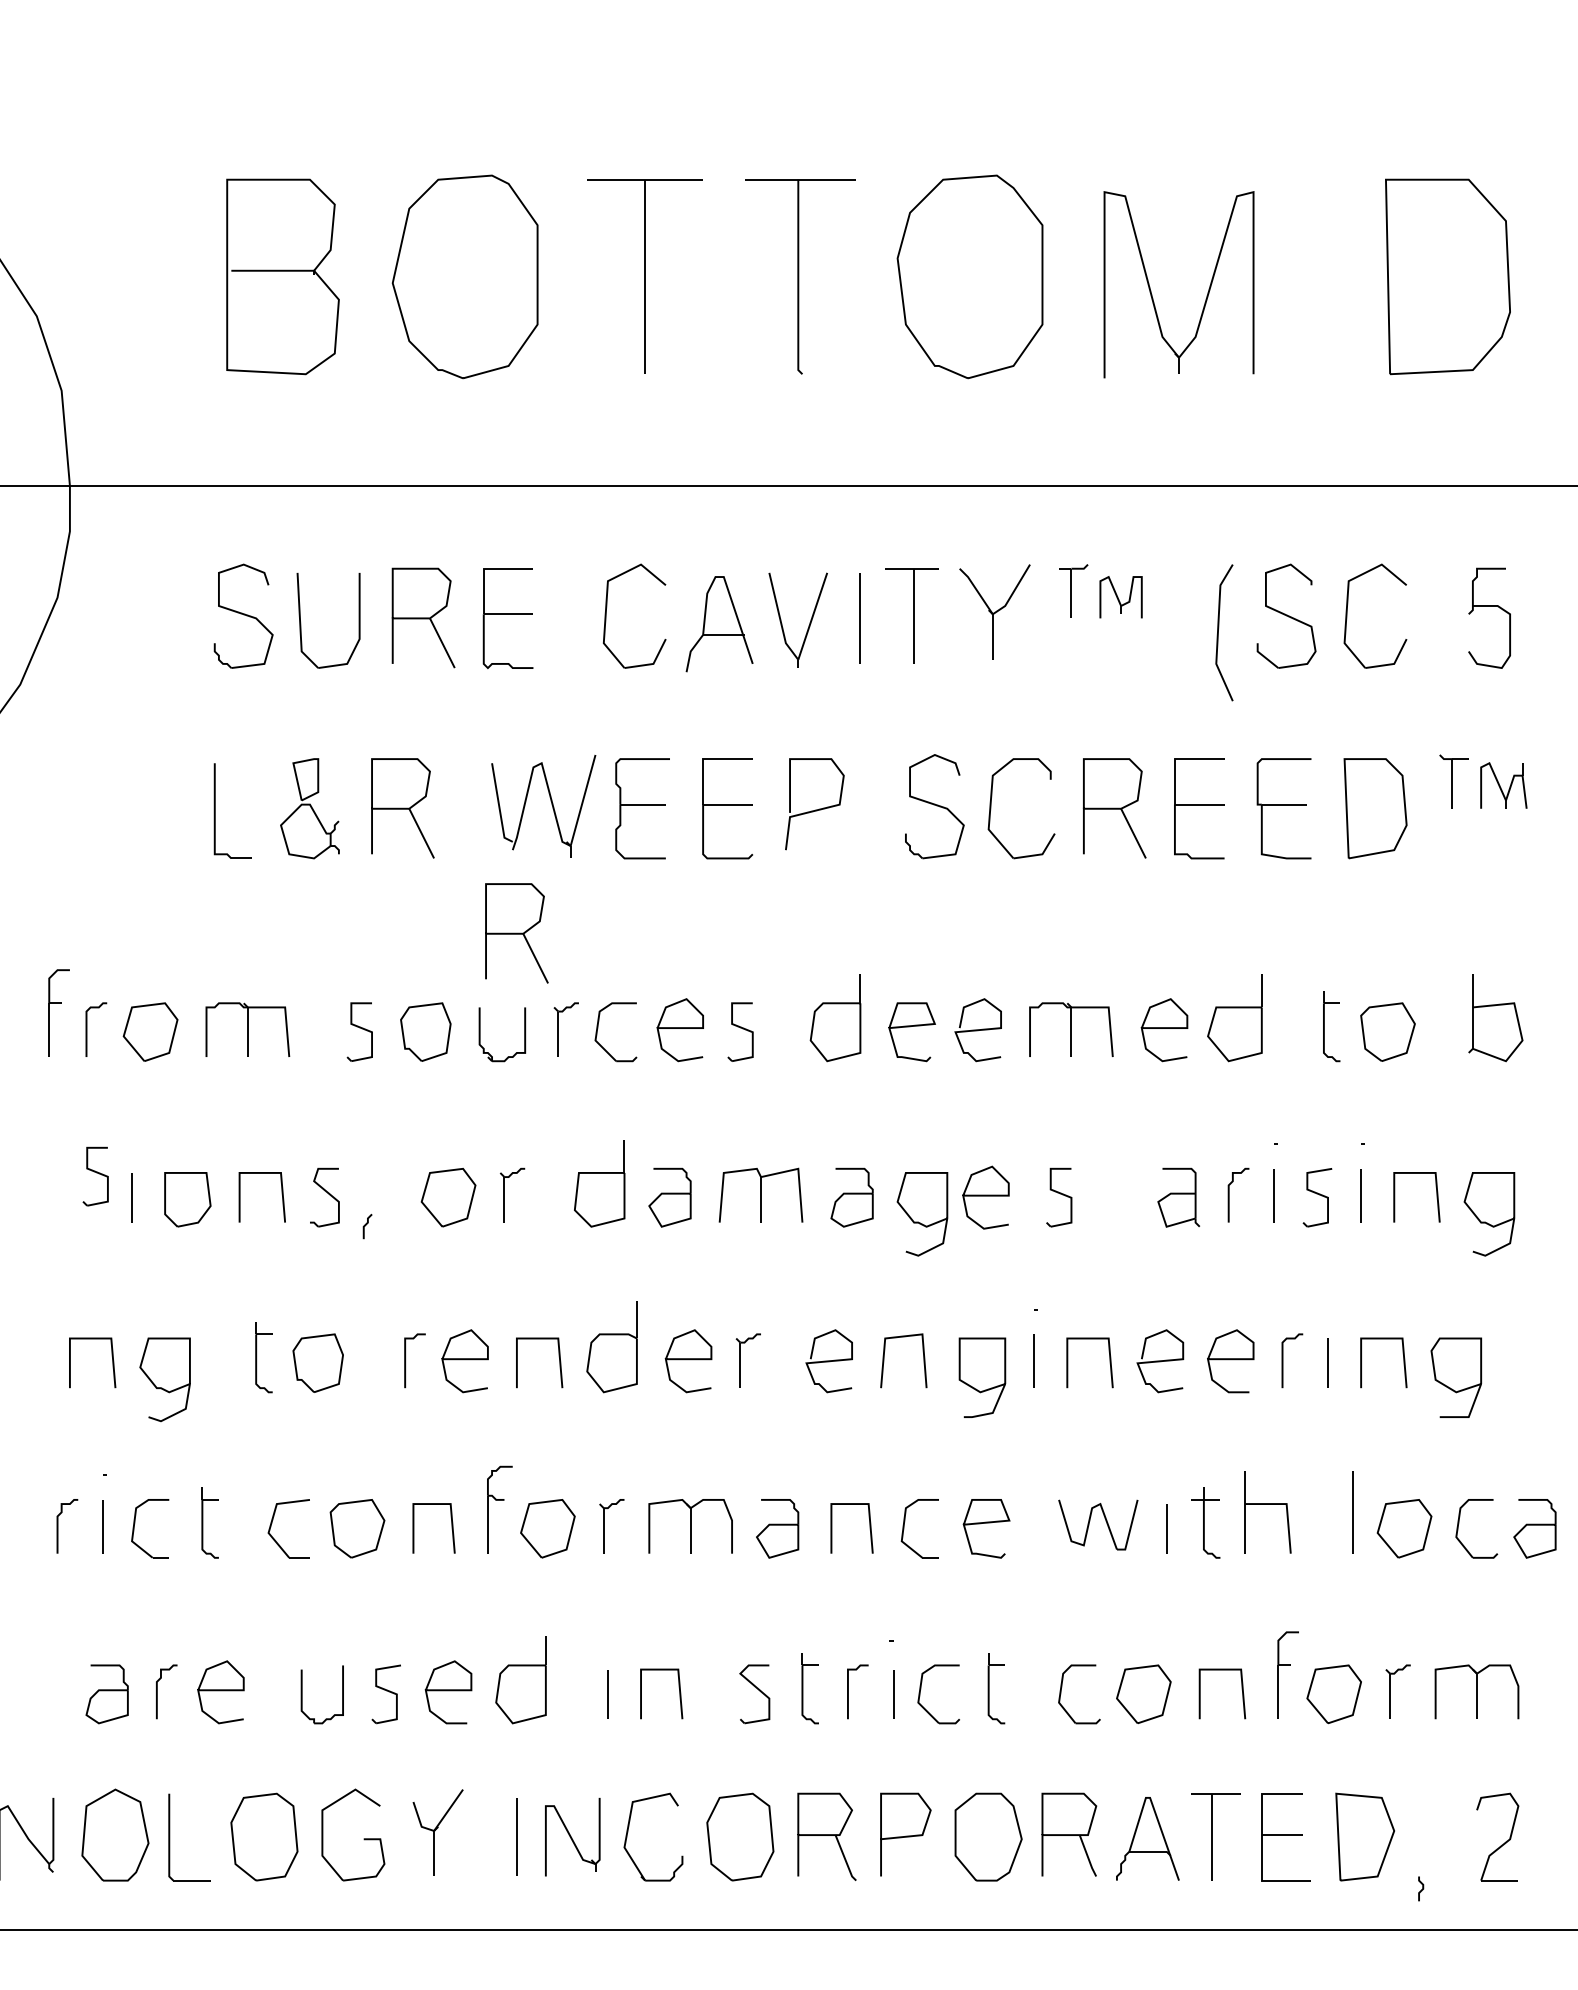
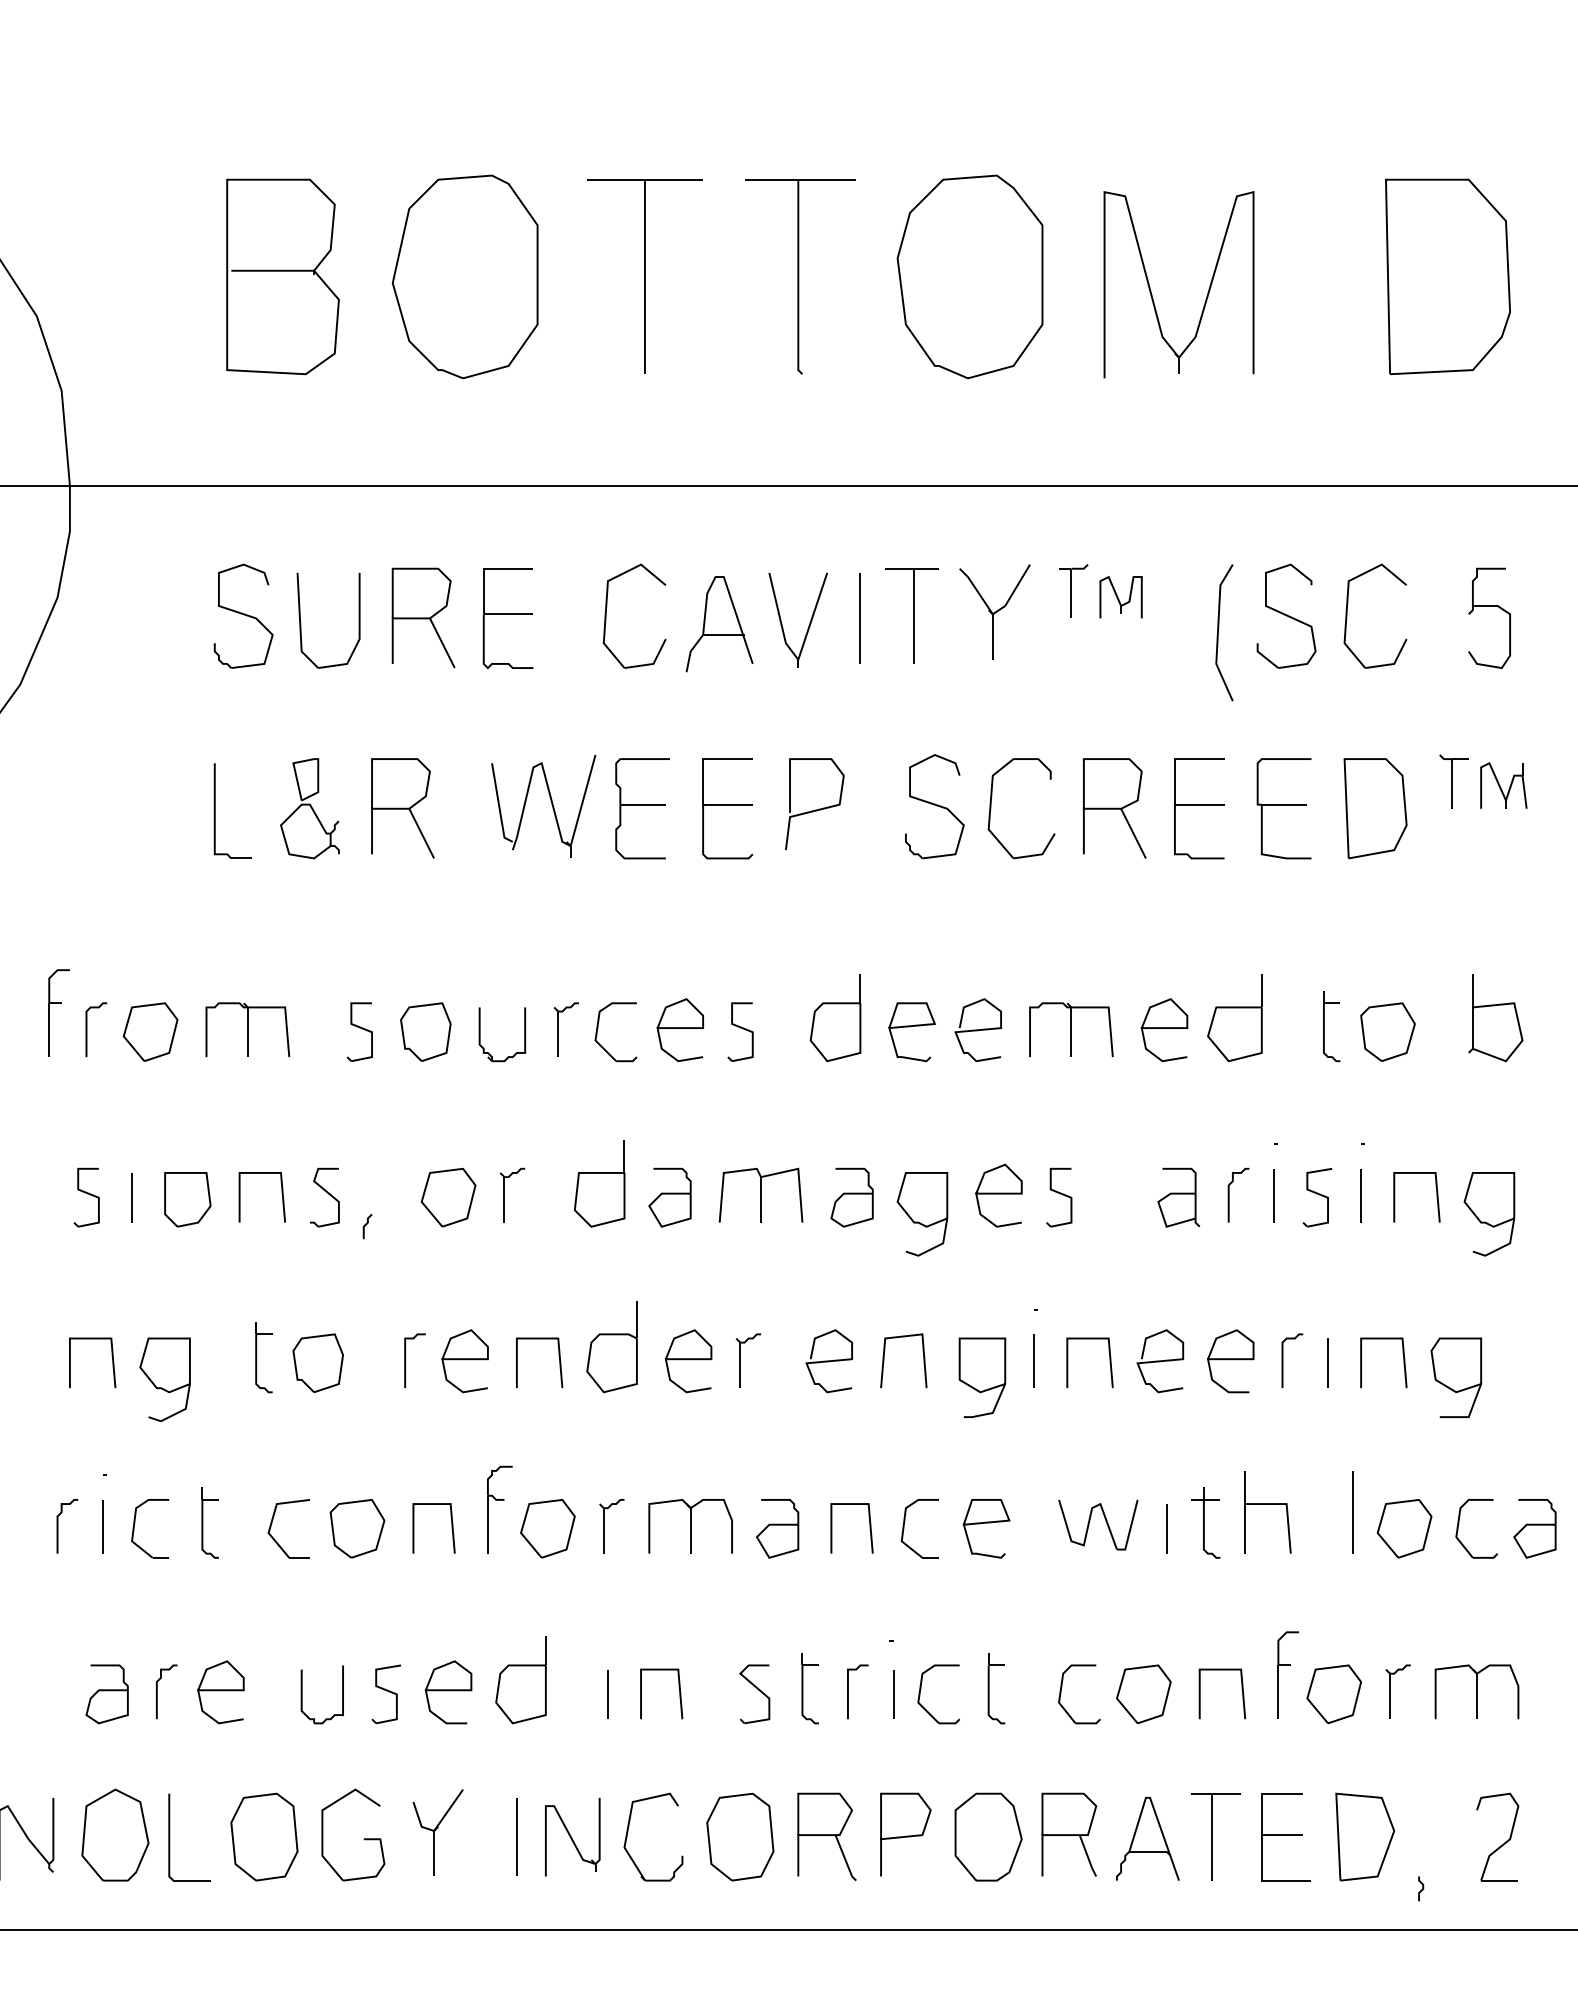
part: present -> none (516, 933)
part position: (95, 1176) -> (86, 1197) (86, 1197)
curve position: (985, 1196) -> (998, 1194) (998, 1194)
